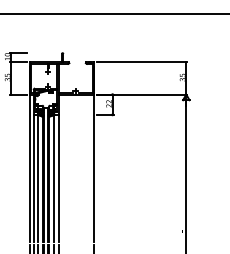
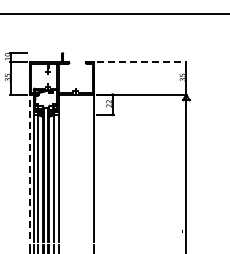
line: solid -> dashed (142, 62)
line: solid -> dashed (29, 154)
